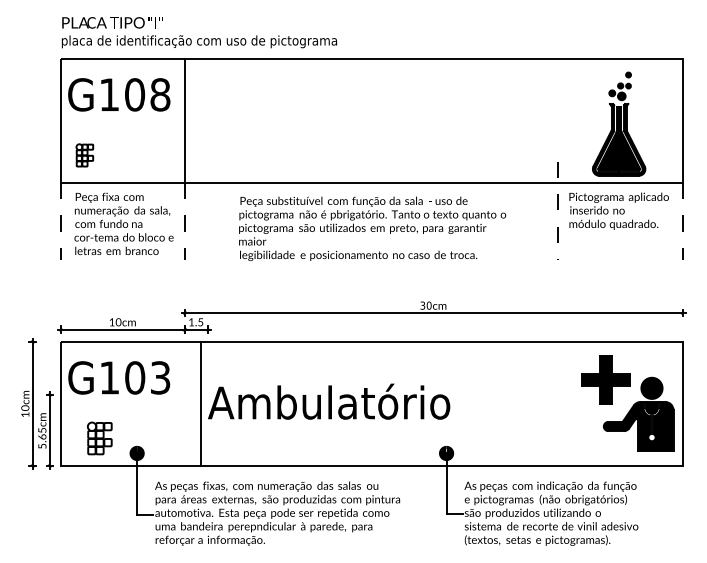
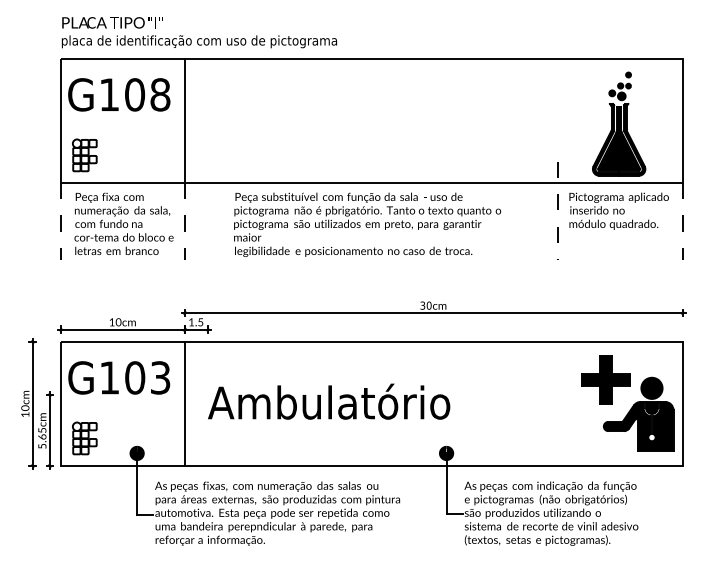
part size: 20x25 px -> 26x35 px (84, 155)
text position: (372, 228) -> (367, 224) (367, 224)
line position: (200, 403) -> (184, 403) (184, 403)
part position: (99, 438) -> (84, 438) (84, 438)
